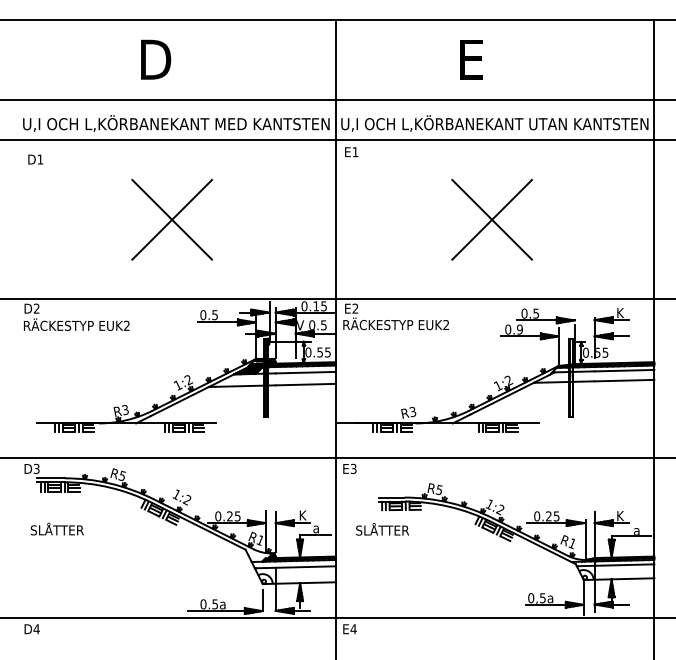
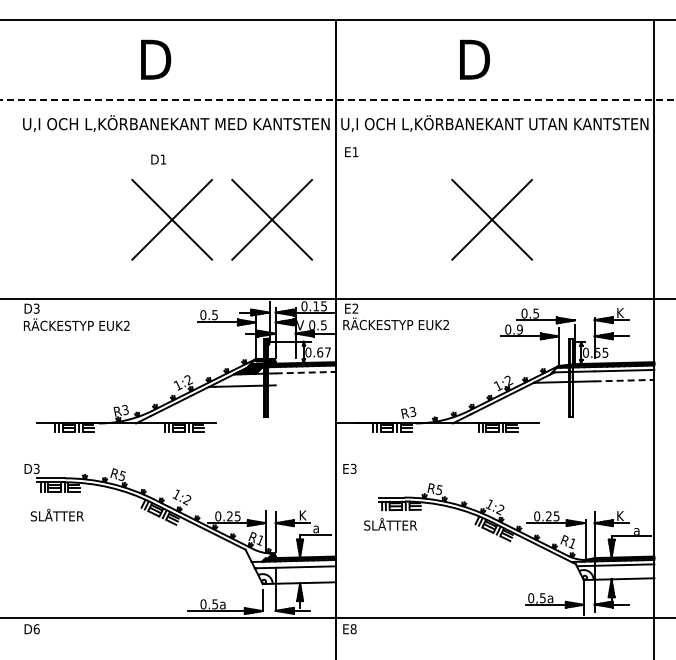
text: E -> D (474, 59)
line: solid -> dashed (338, 99)
line: present -> none (337, 139)
text position: (35, 159) -> (158, 159) (158, 159)
part: none -> present (272, 219)
text: D2 -> D3 (36, 308)
text: 0.55 -> 0.67 (323, 352)
line: solid -> dashed (305, 372)
line: solid -> dashed (624, 380)
line: present -> none (305, 384)
line: present -> none (337, 458)
text position: (56, 528) -> (56, 514) (56, 514)
text position: (382, 529) -> (390, 524) (390, 524)
text: D4 -> D6 (36, 629)
text: E4 -> E8 (353, 629)
